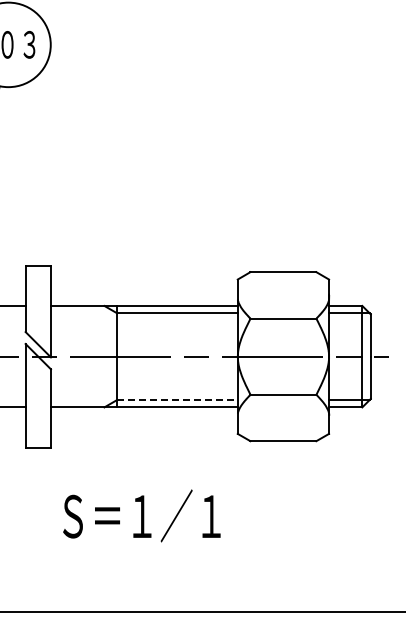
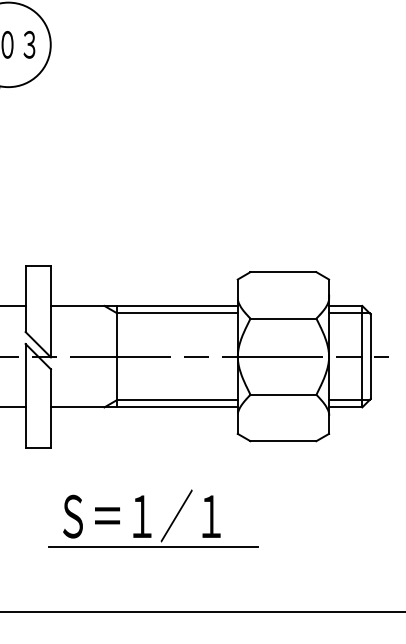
line: dashed -> solid (178, 399)
line: none -> present (152, 547)
